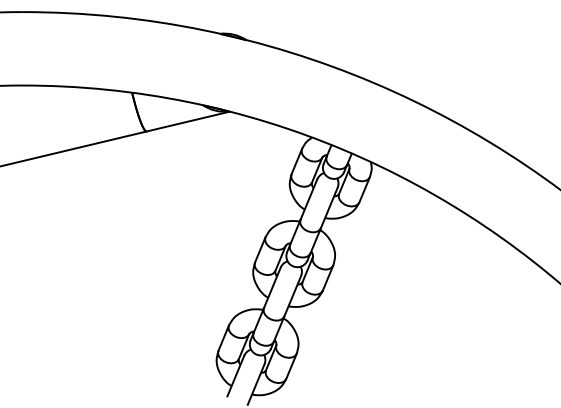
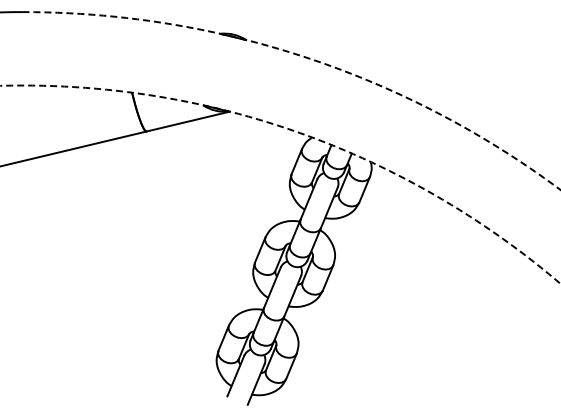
arc: solid -> dashed (305, 57)
arc: solid -> dashed (298, 132)
